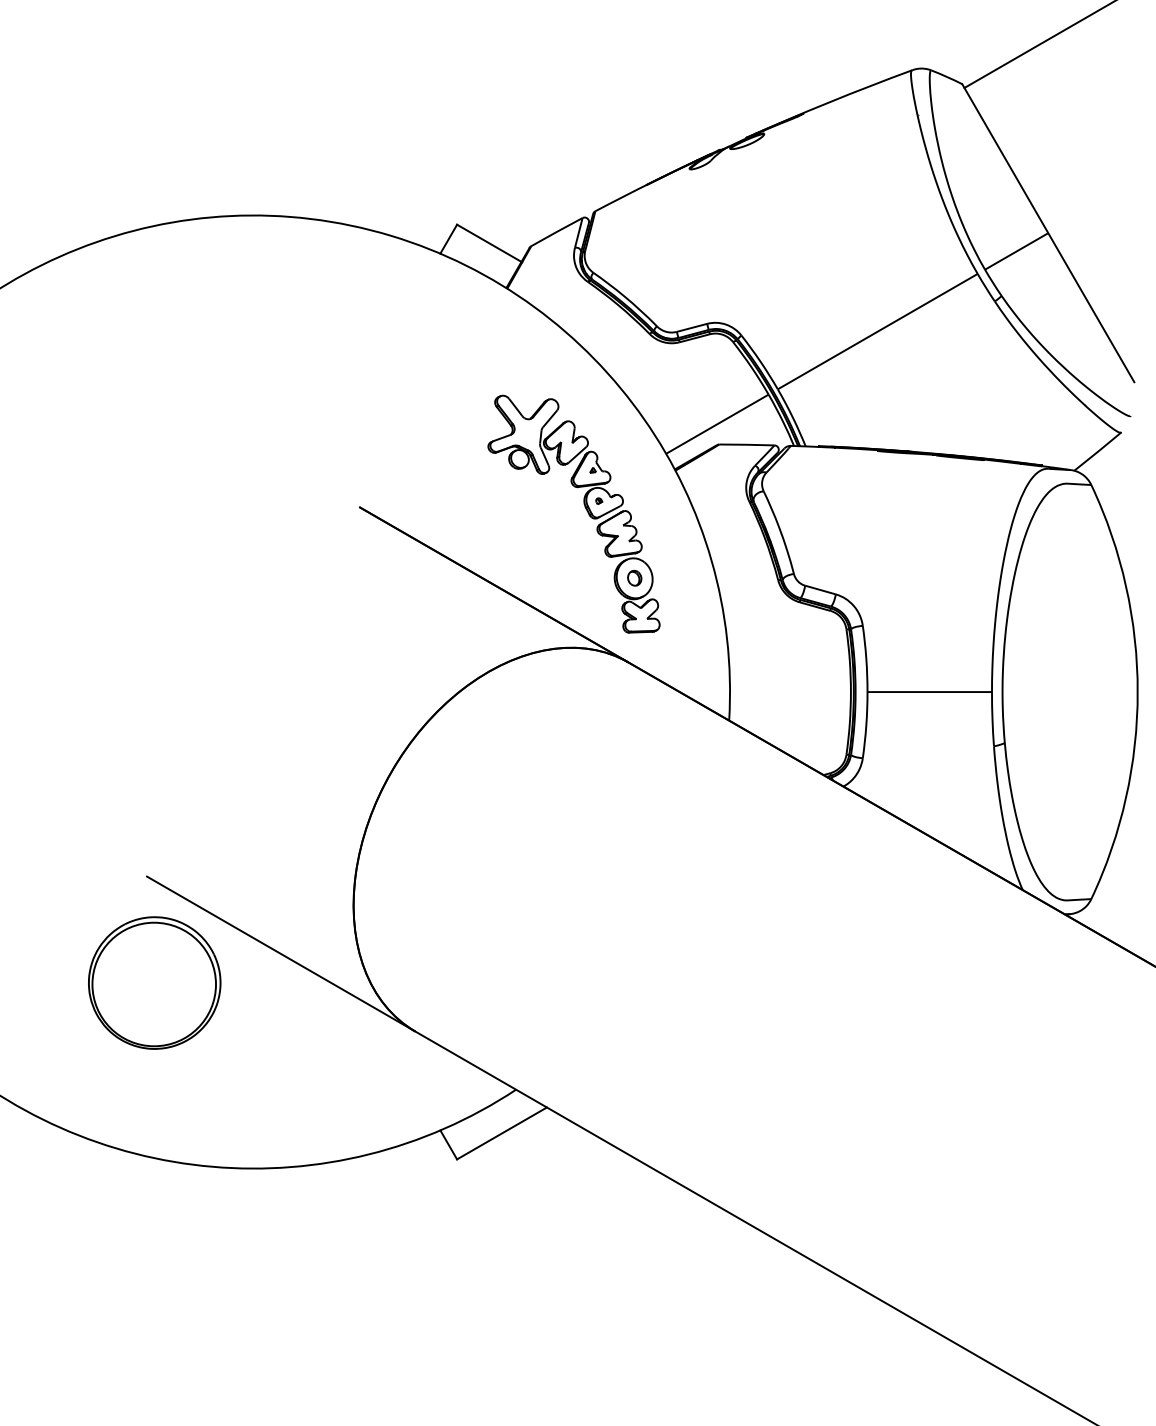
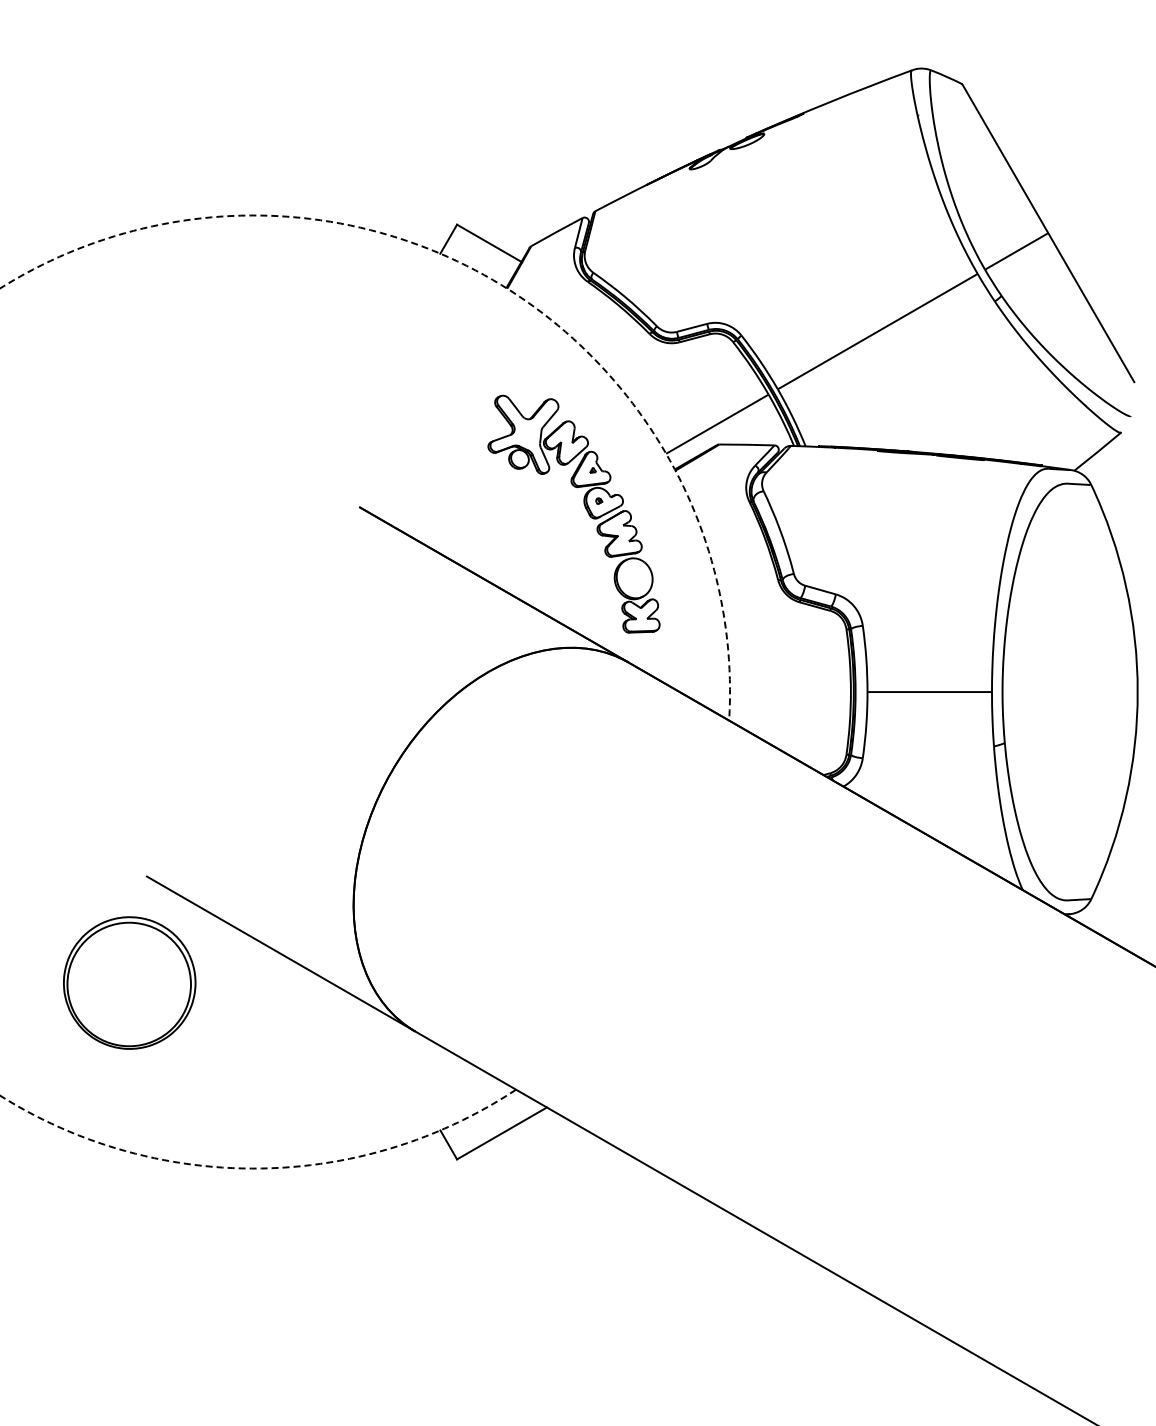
line: present -> none (1038, 44)
arc: solid -> dashed (236, 215)
part: present -> none (634, 577)
part position: (154, 982) -> (129, 982) (129, 982)
